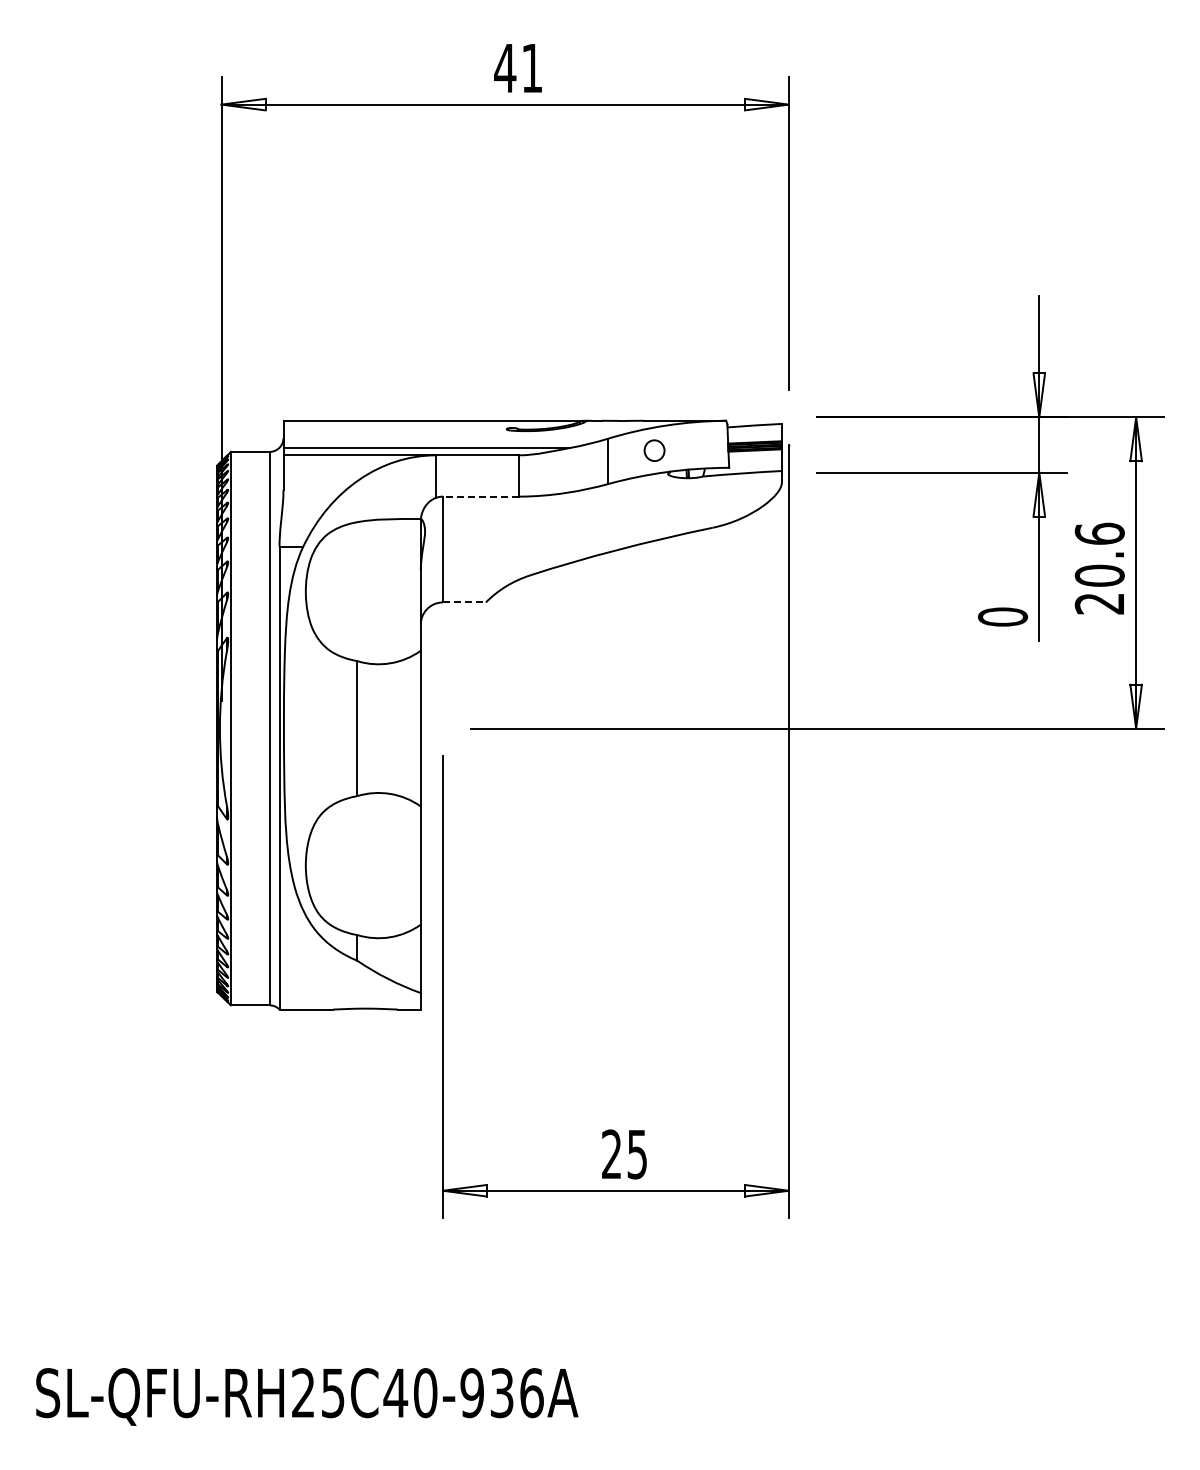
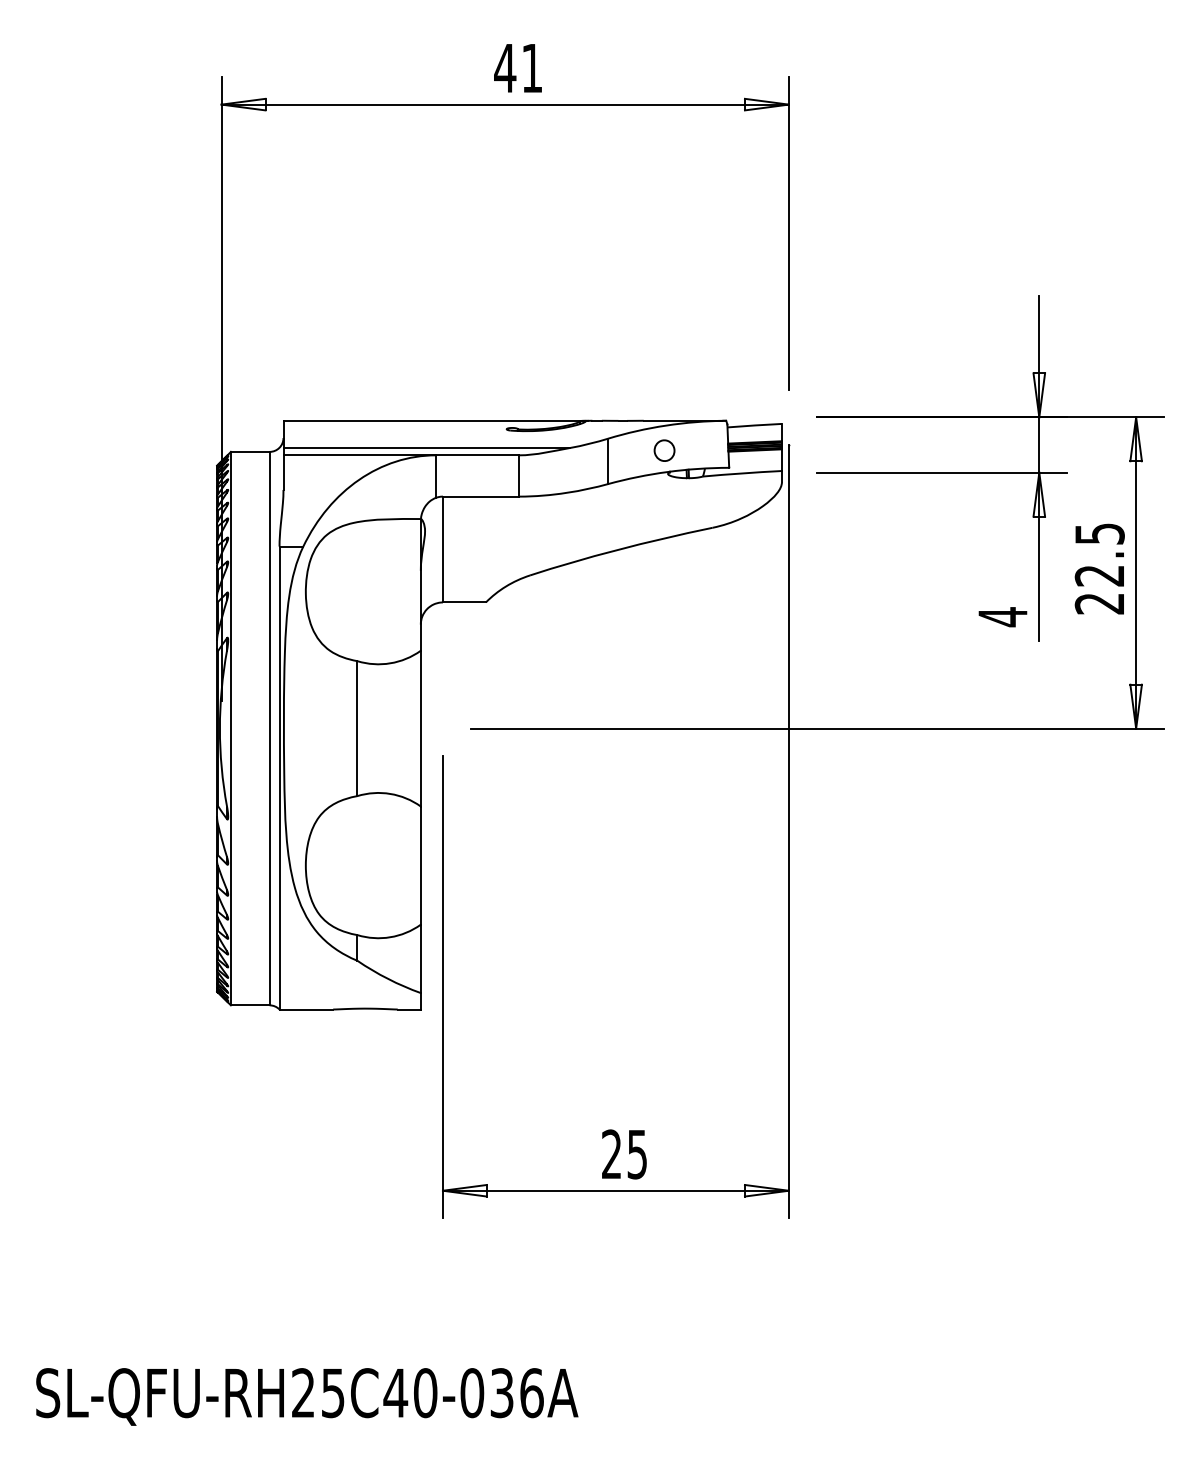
part position: (654, 450) -> (664, 450) (664, 450)
line: dashed -> solid (480, 496)
text: 20.6 -> 22.5 (1099, 554)
line: dashed -> solid (464, 602)
text: 0 -> 4 (1003, 617)
text: SL-QFU-RH25C40-936A -> SL-QFU-RH25C40-036A (472, 1393)
